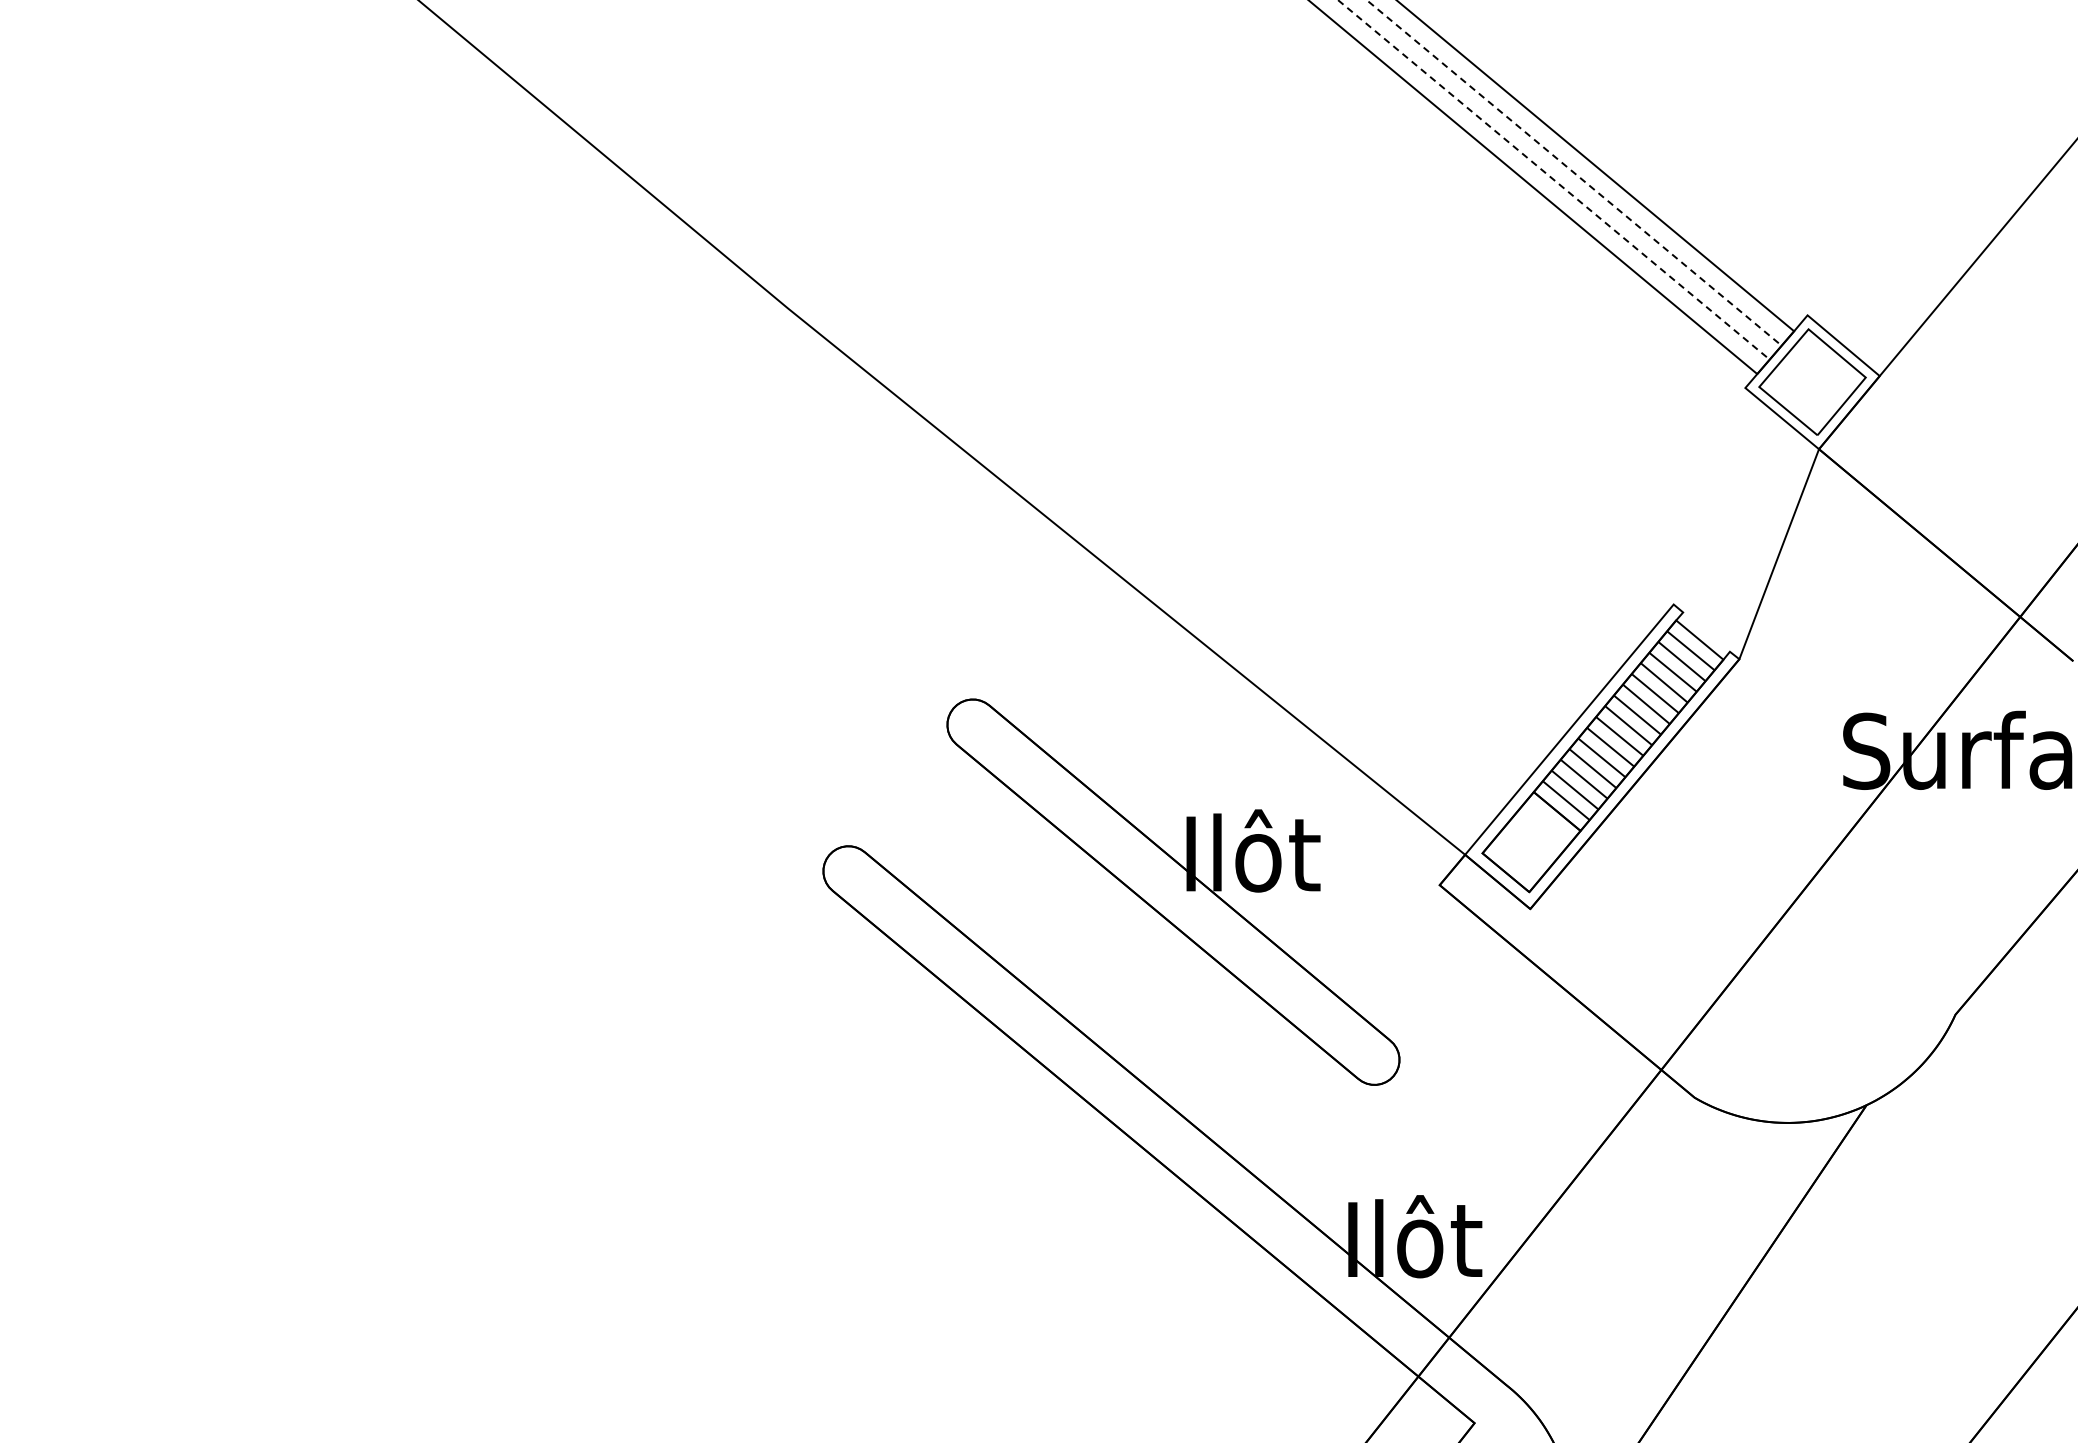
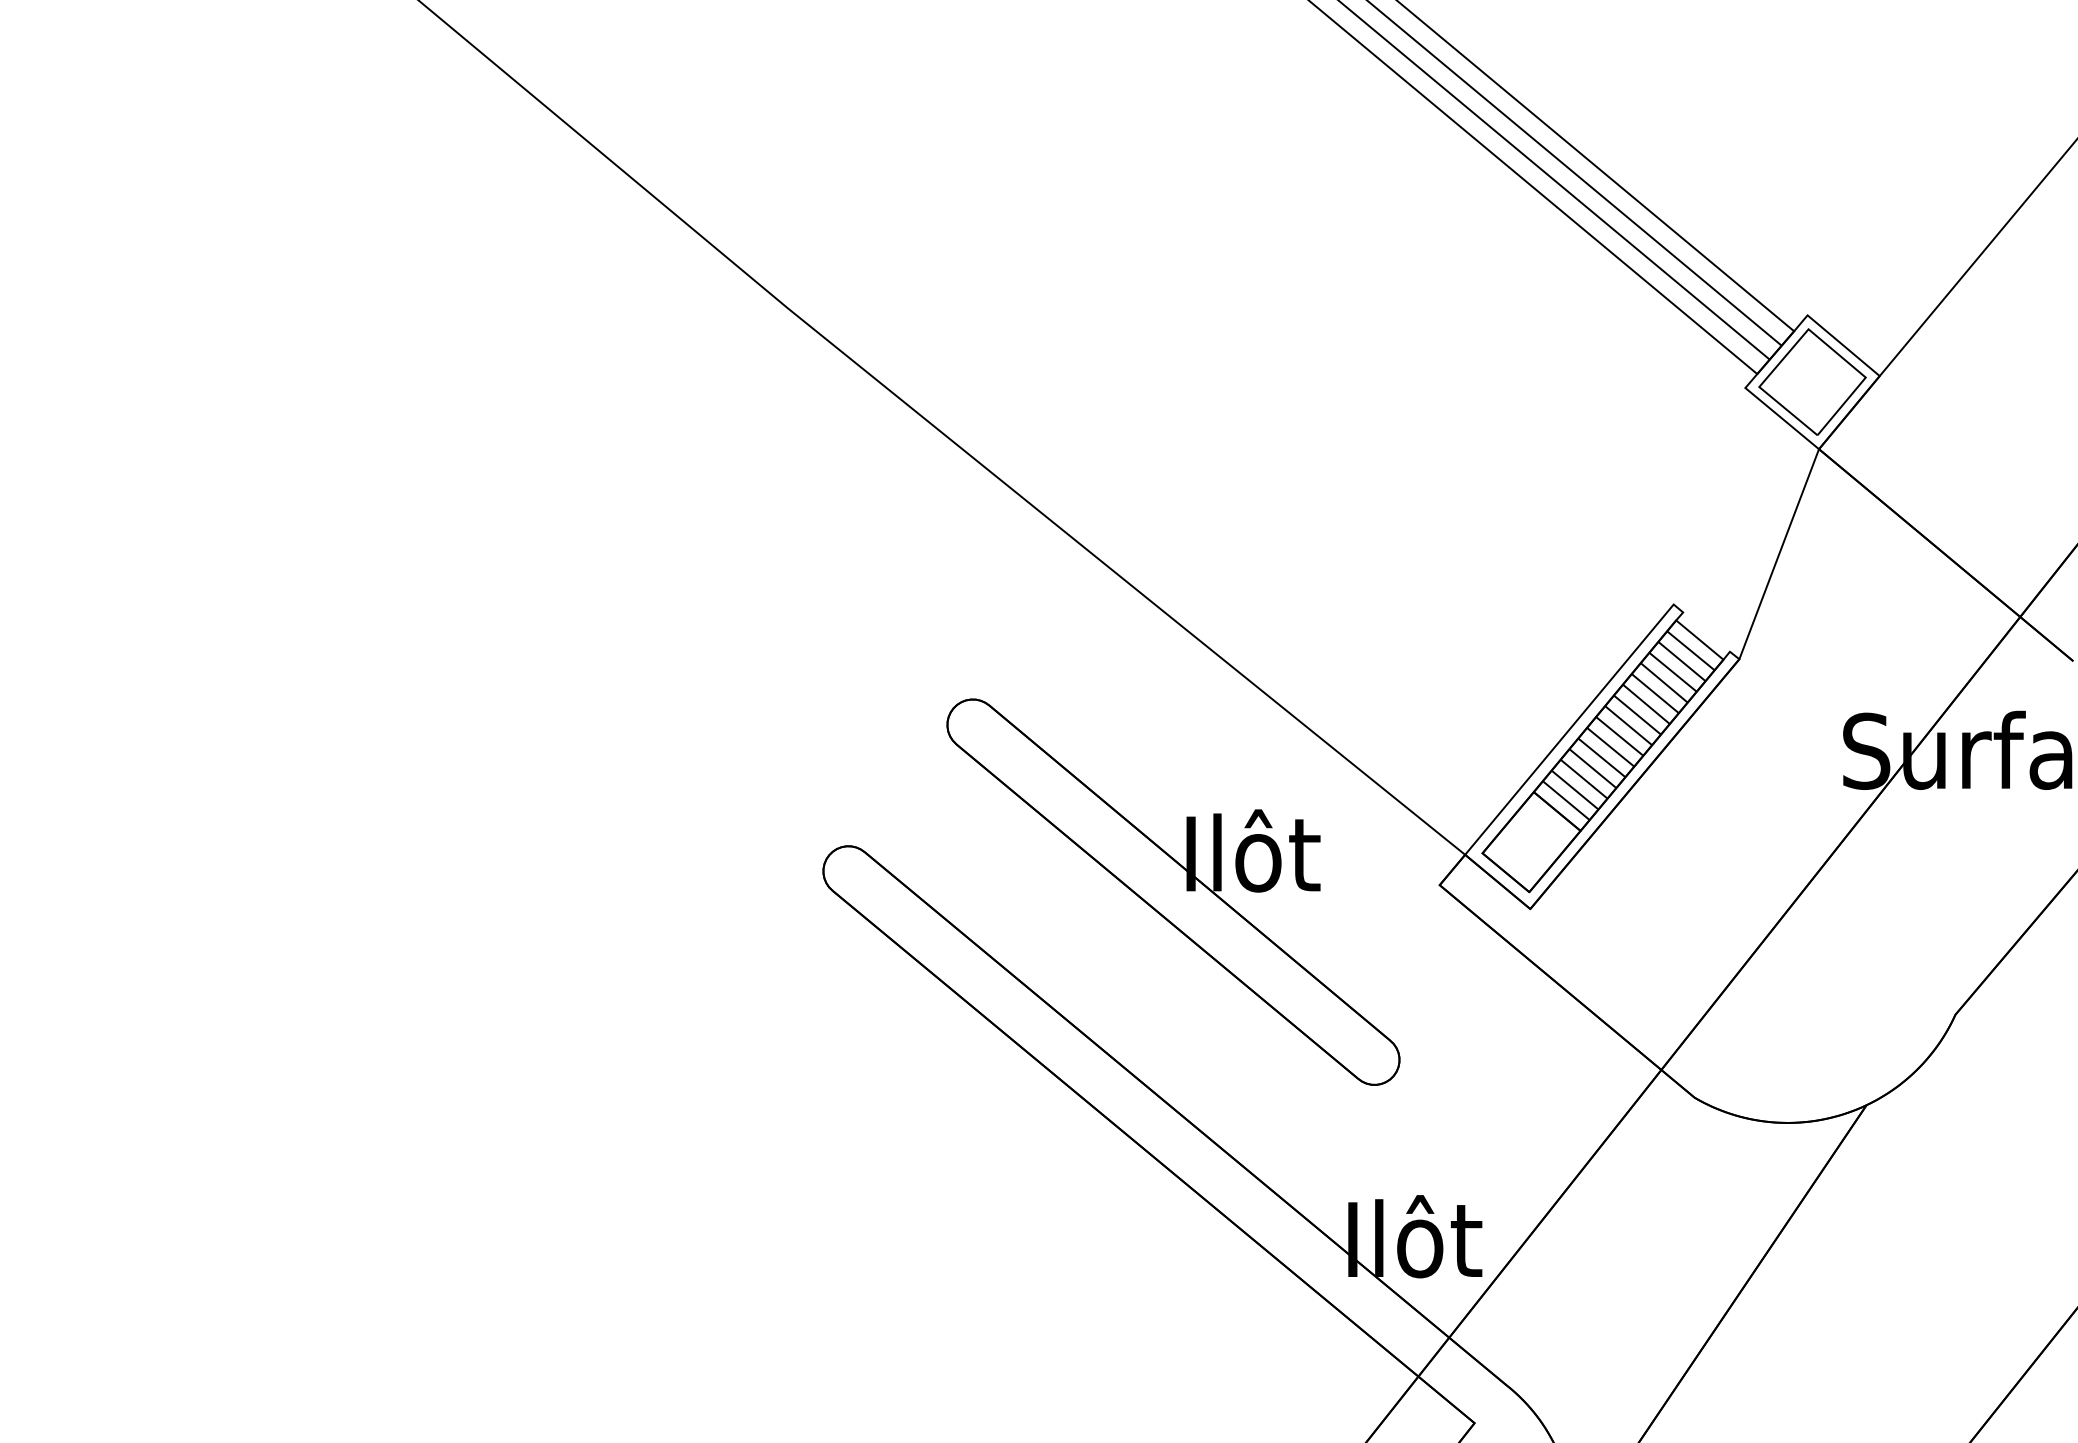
line: dashed -> solid (1574, 173)
line: dashed -> solid (1553, 179)
